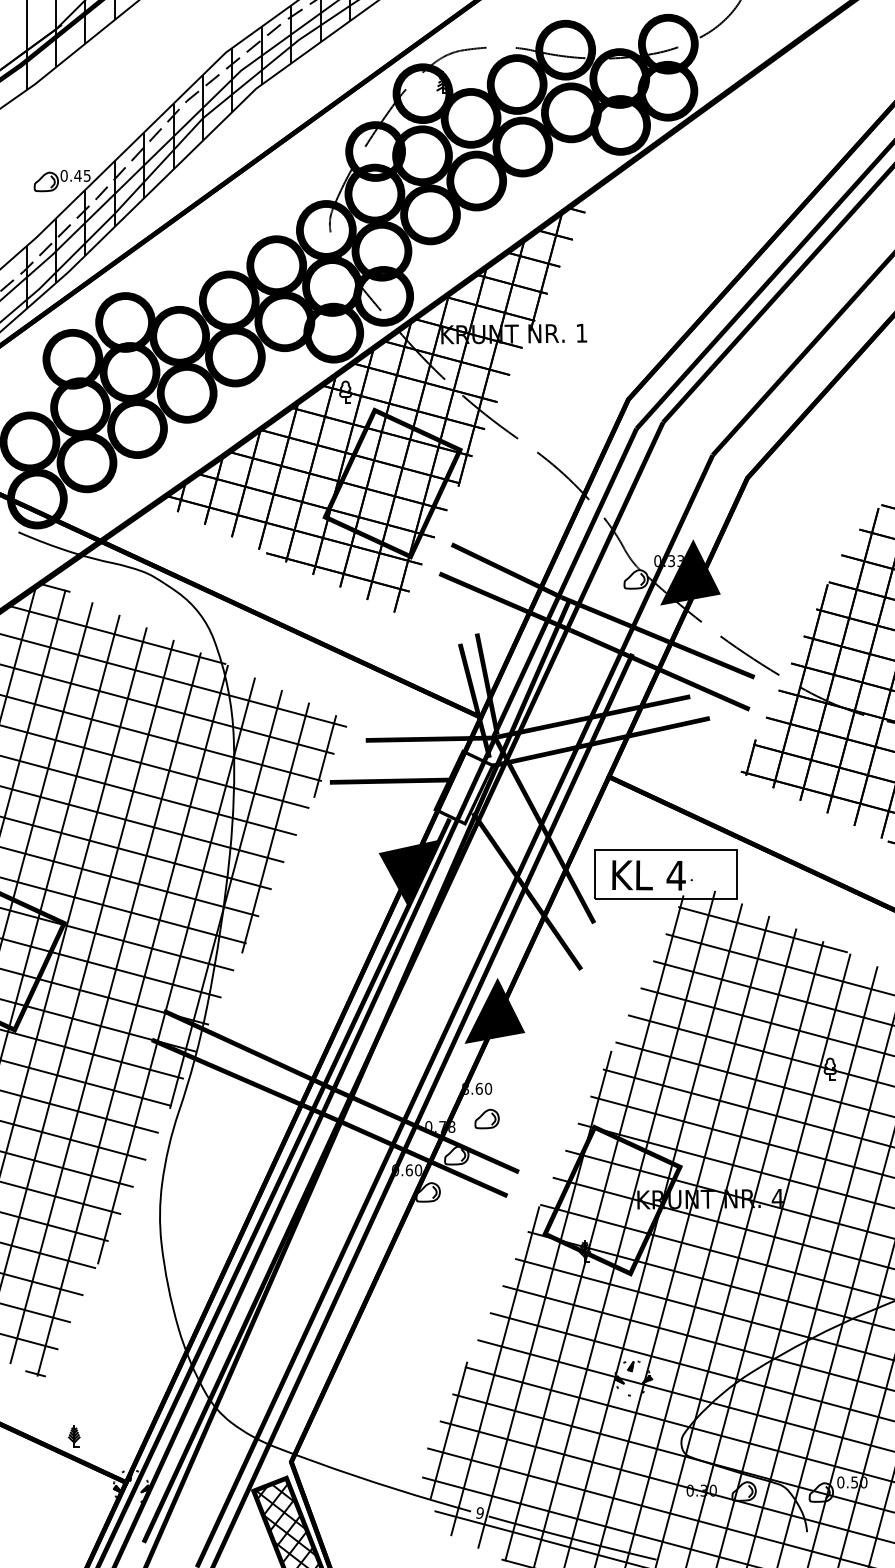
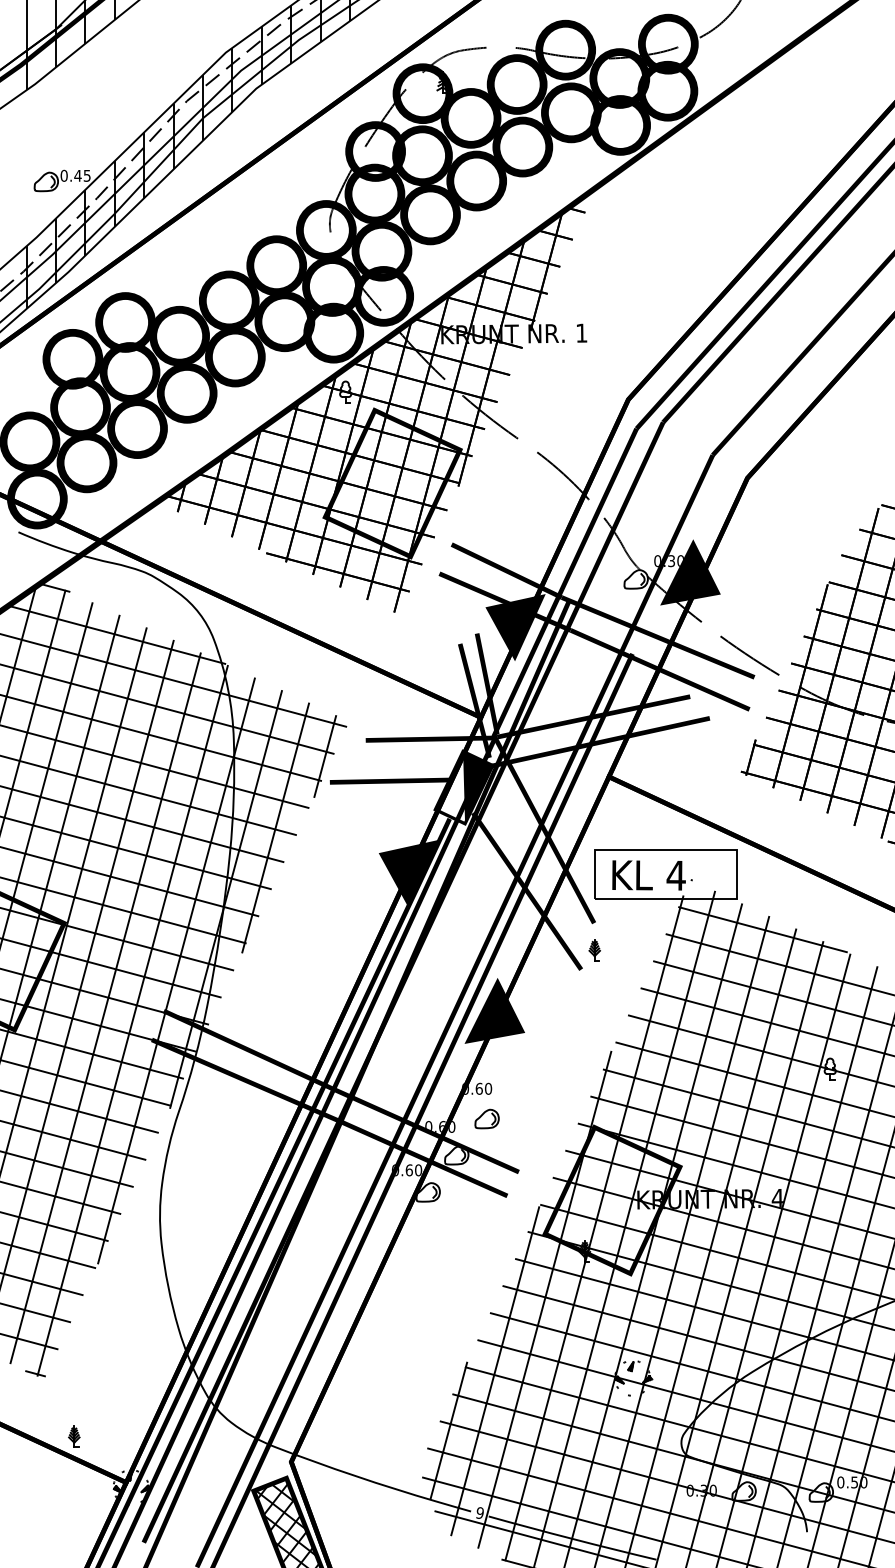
text: 0.33 -> 0.30 (680, 560)
fill: none -> present (515, 627)
fill: none -> present (477, 787)
part: none -> present (594, 950)
text: 8.60 -> 0.60 (465, 1088)
text: 0.78 -> 0.60 (447, 1126)
